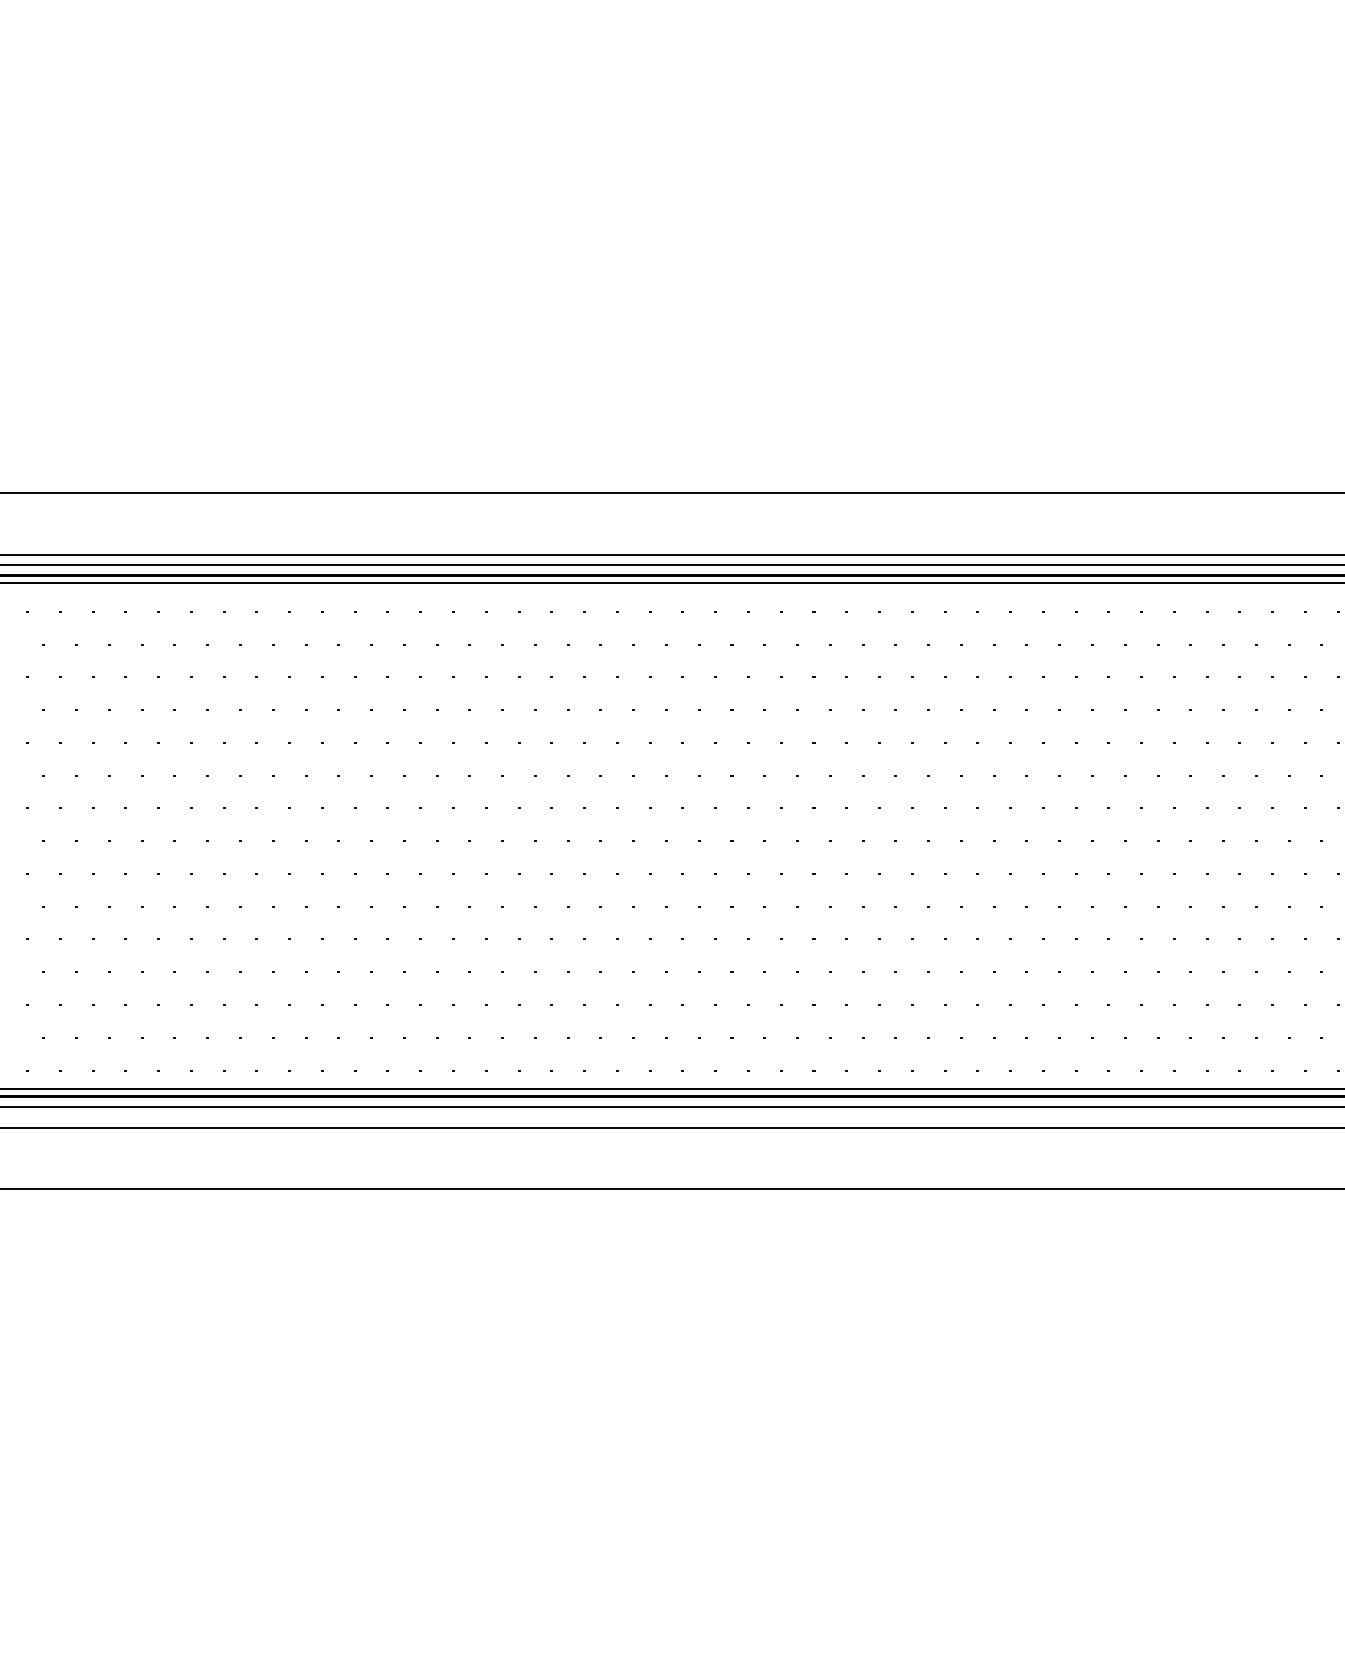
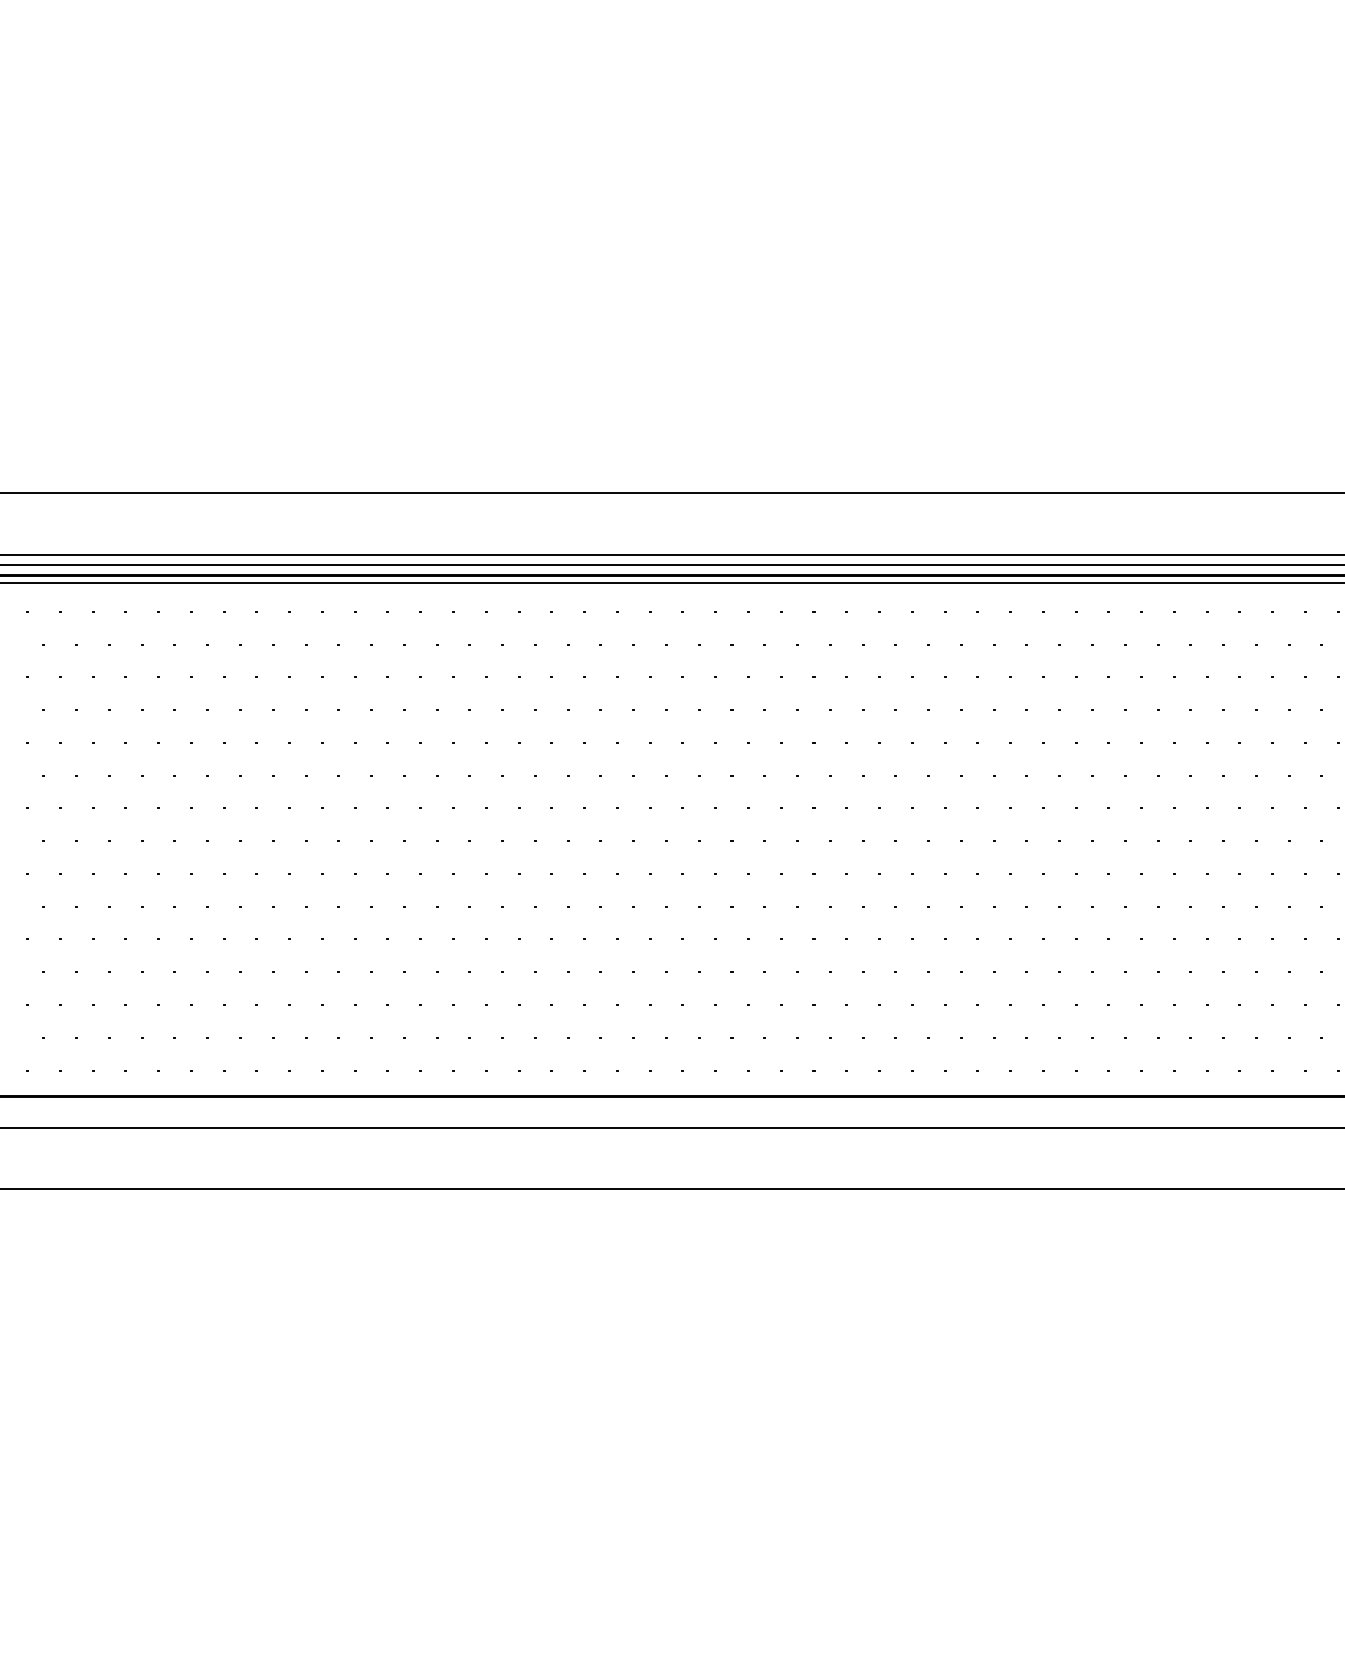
line: present -> none (671, 1088)
line: present -> none (671, 1106)
